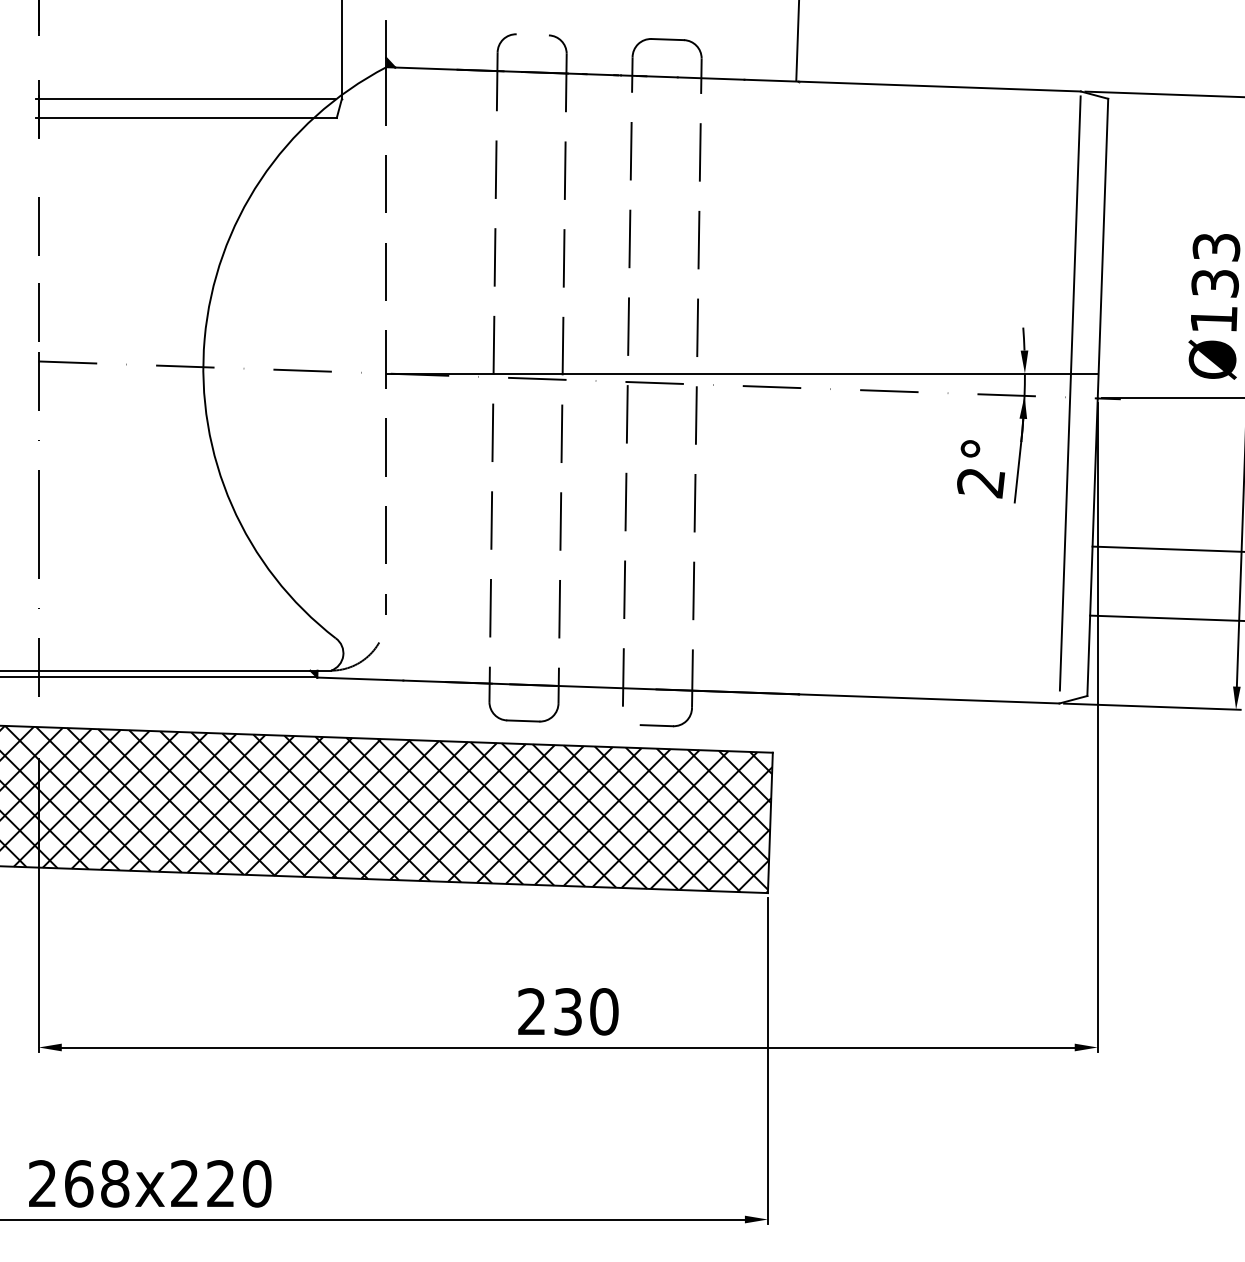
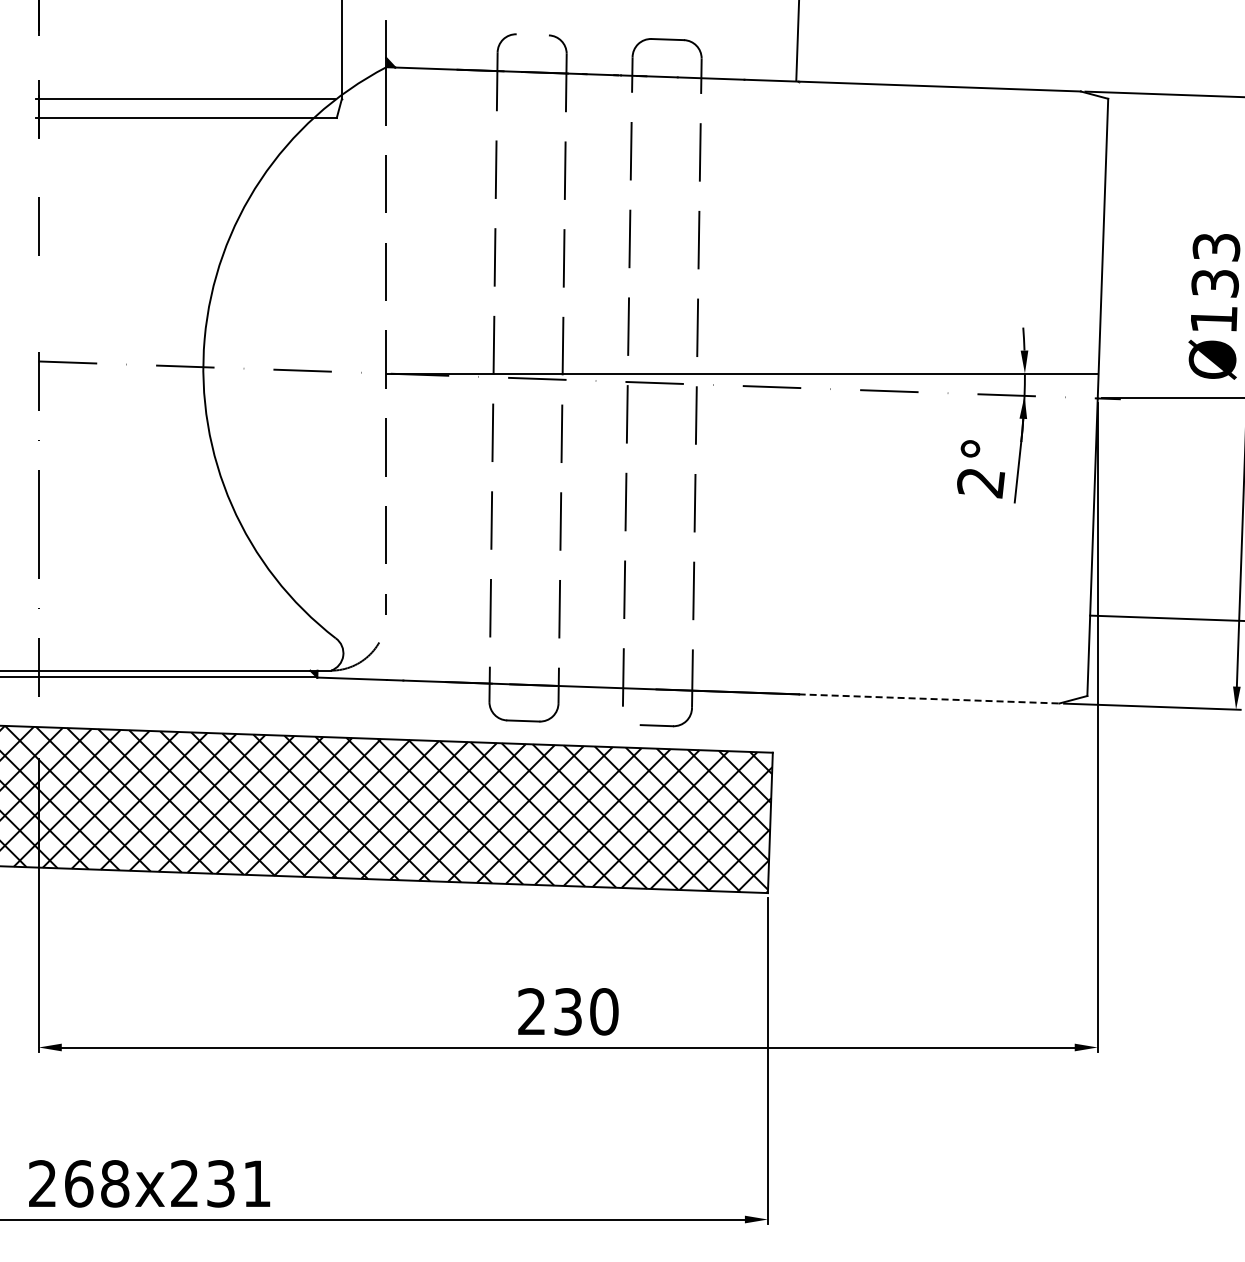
line: present -> none (38, 312)
line: present -> none (1069, 393)
line: present -> none (1166, 548)
line: solid -> dashed (929, 698)
text: 268x220 -> 268x231 (239, 1183)
